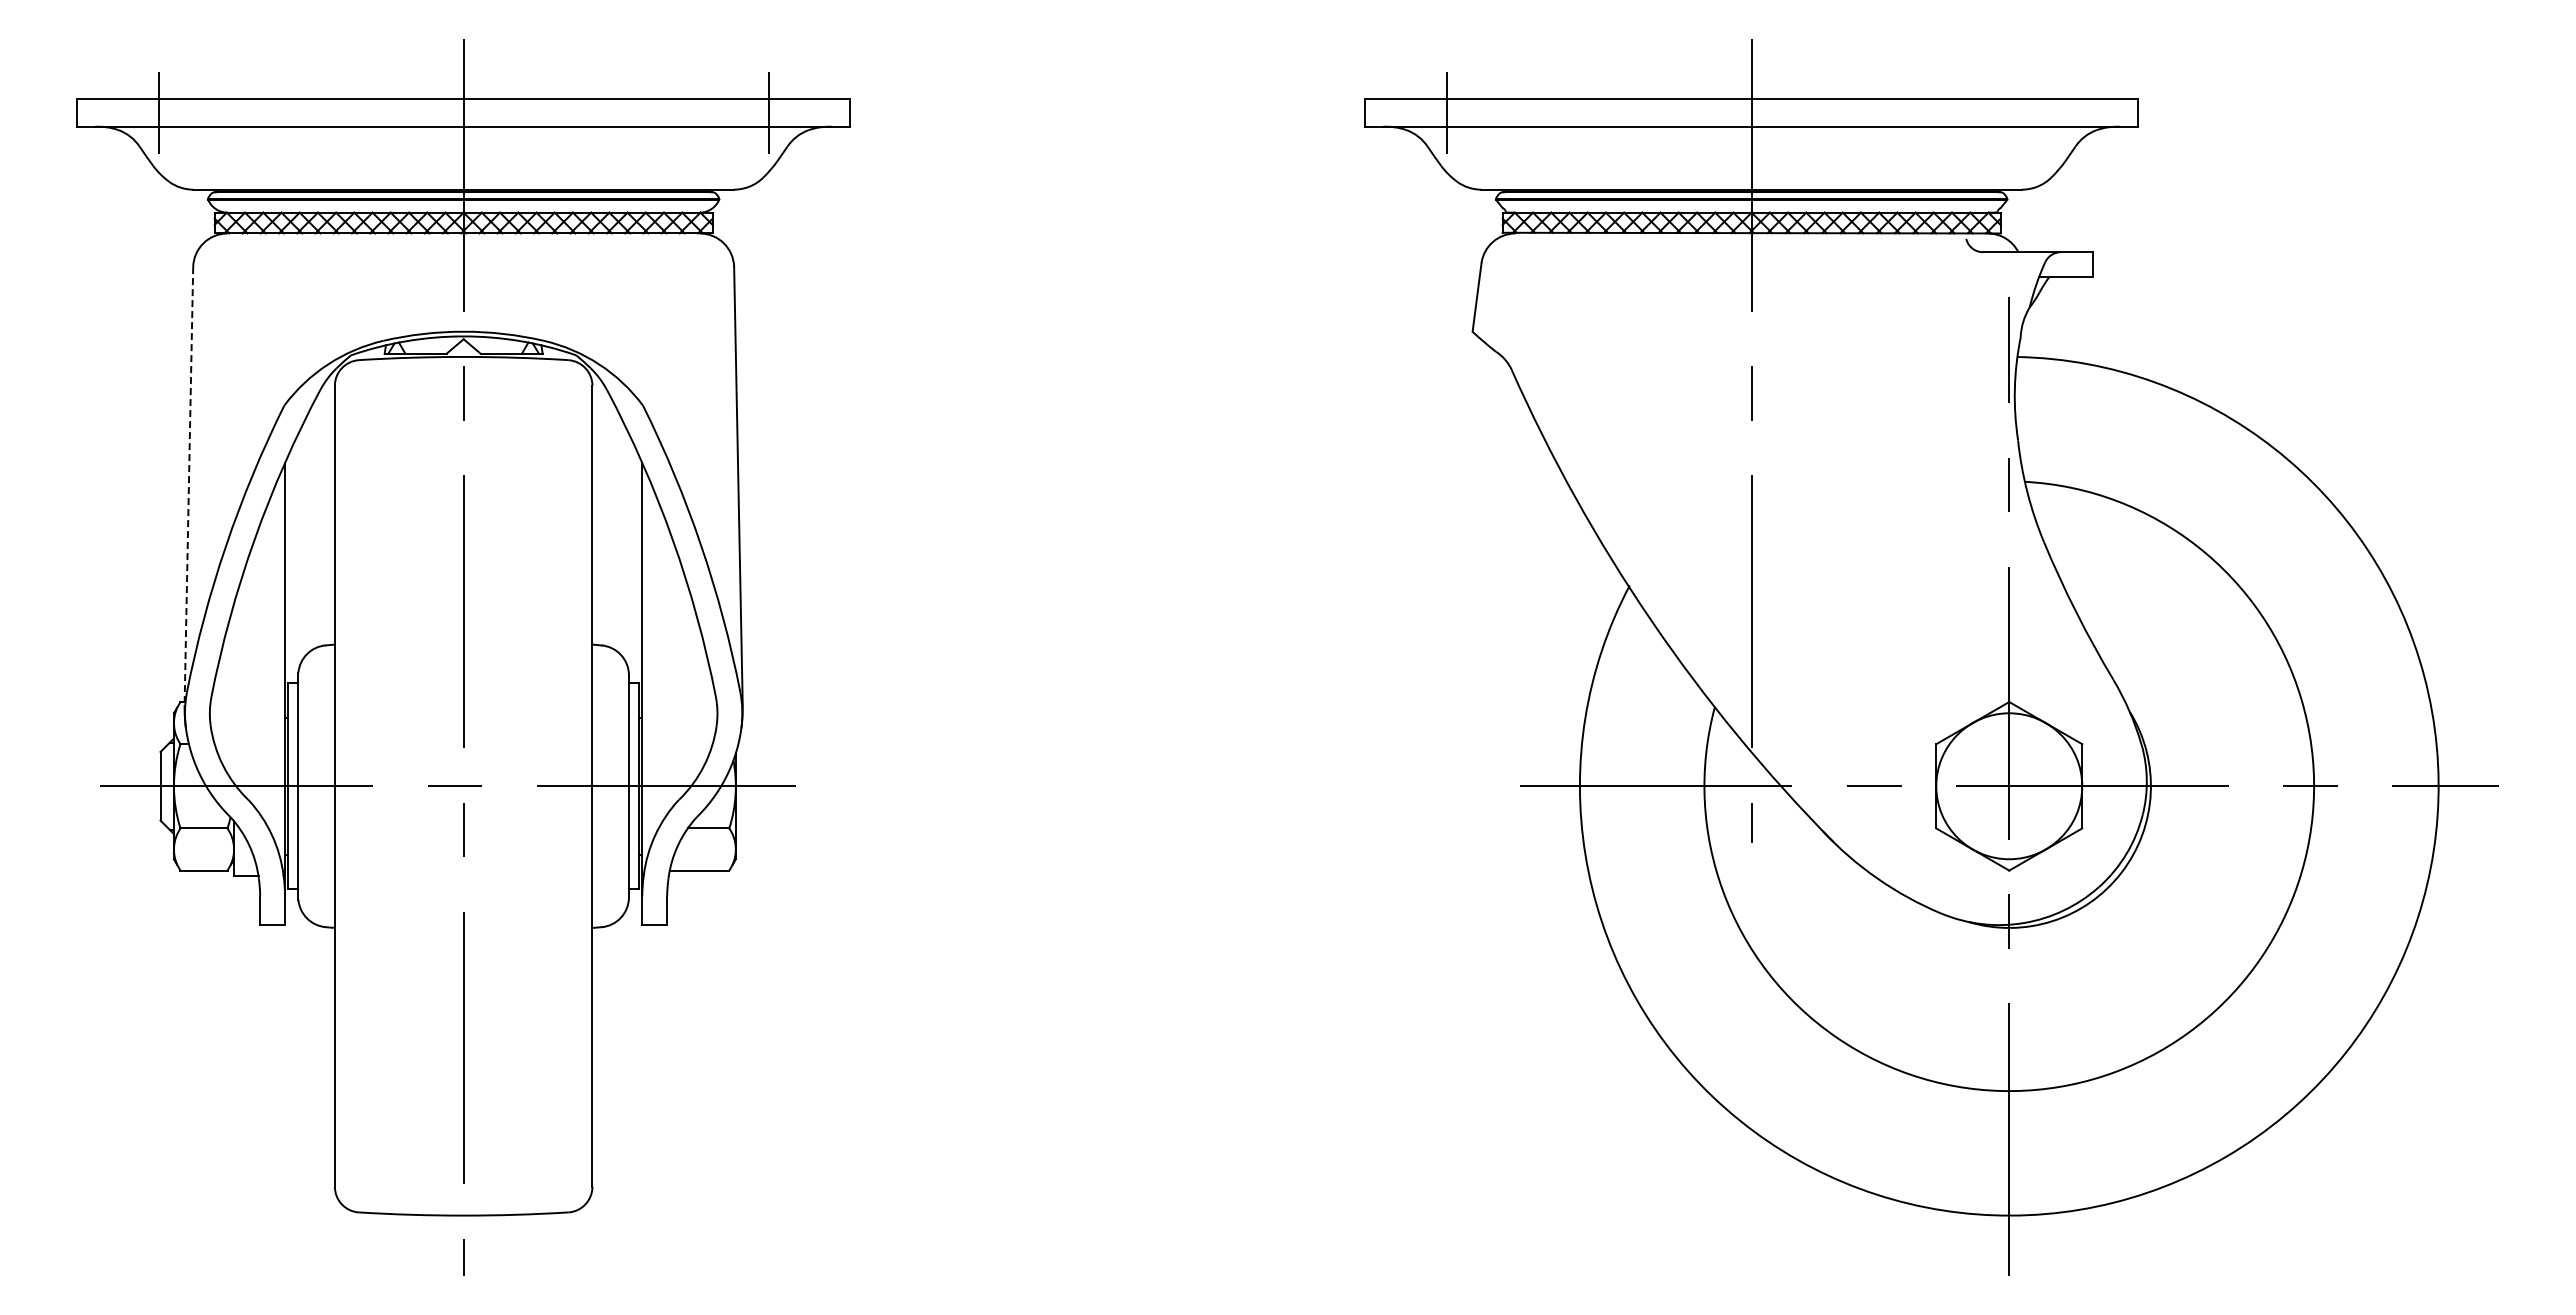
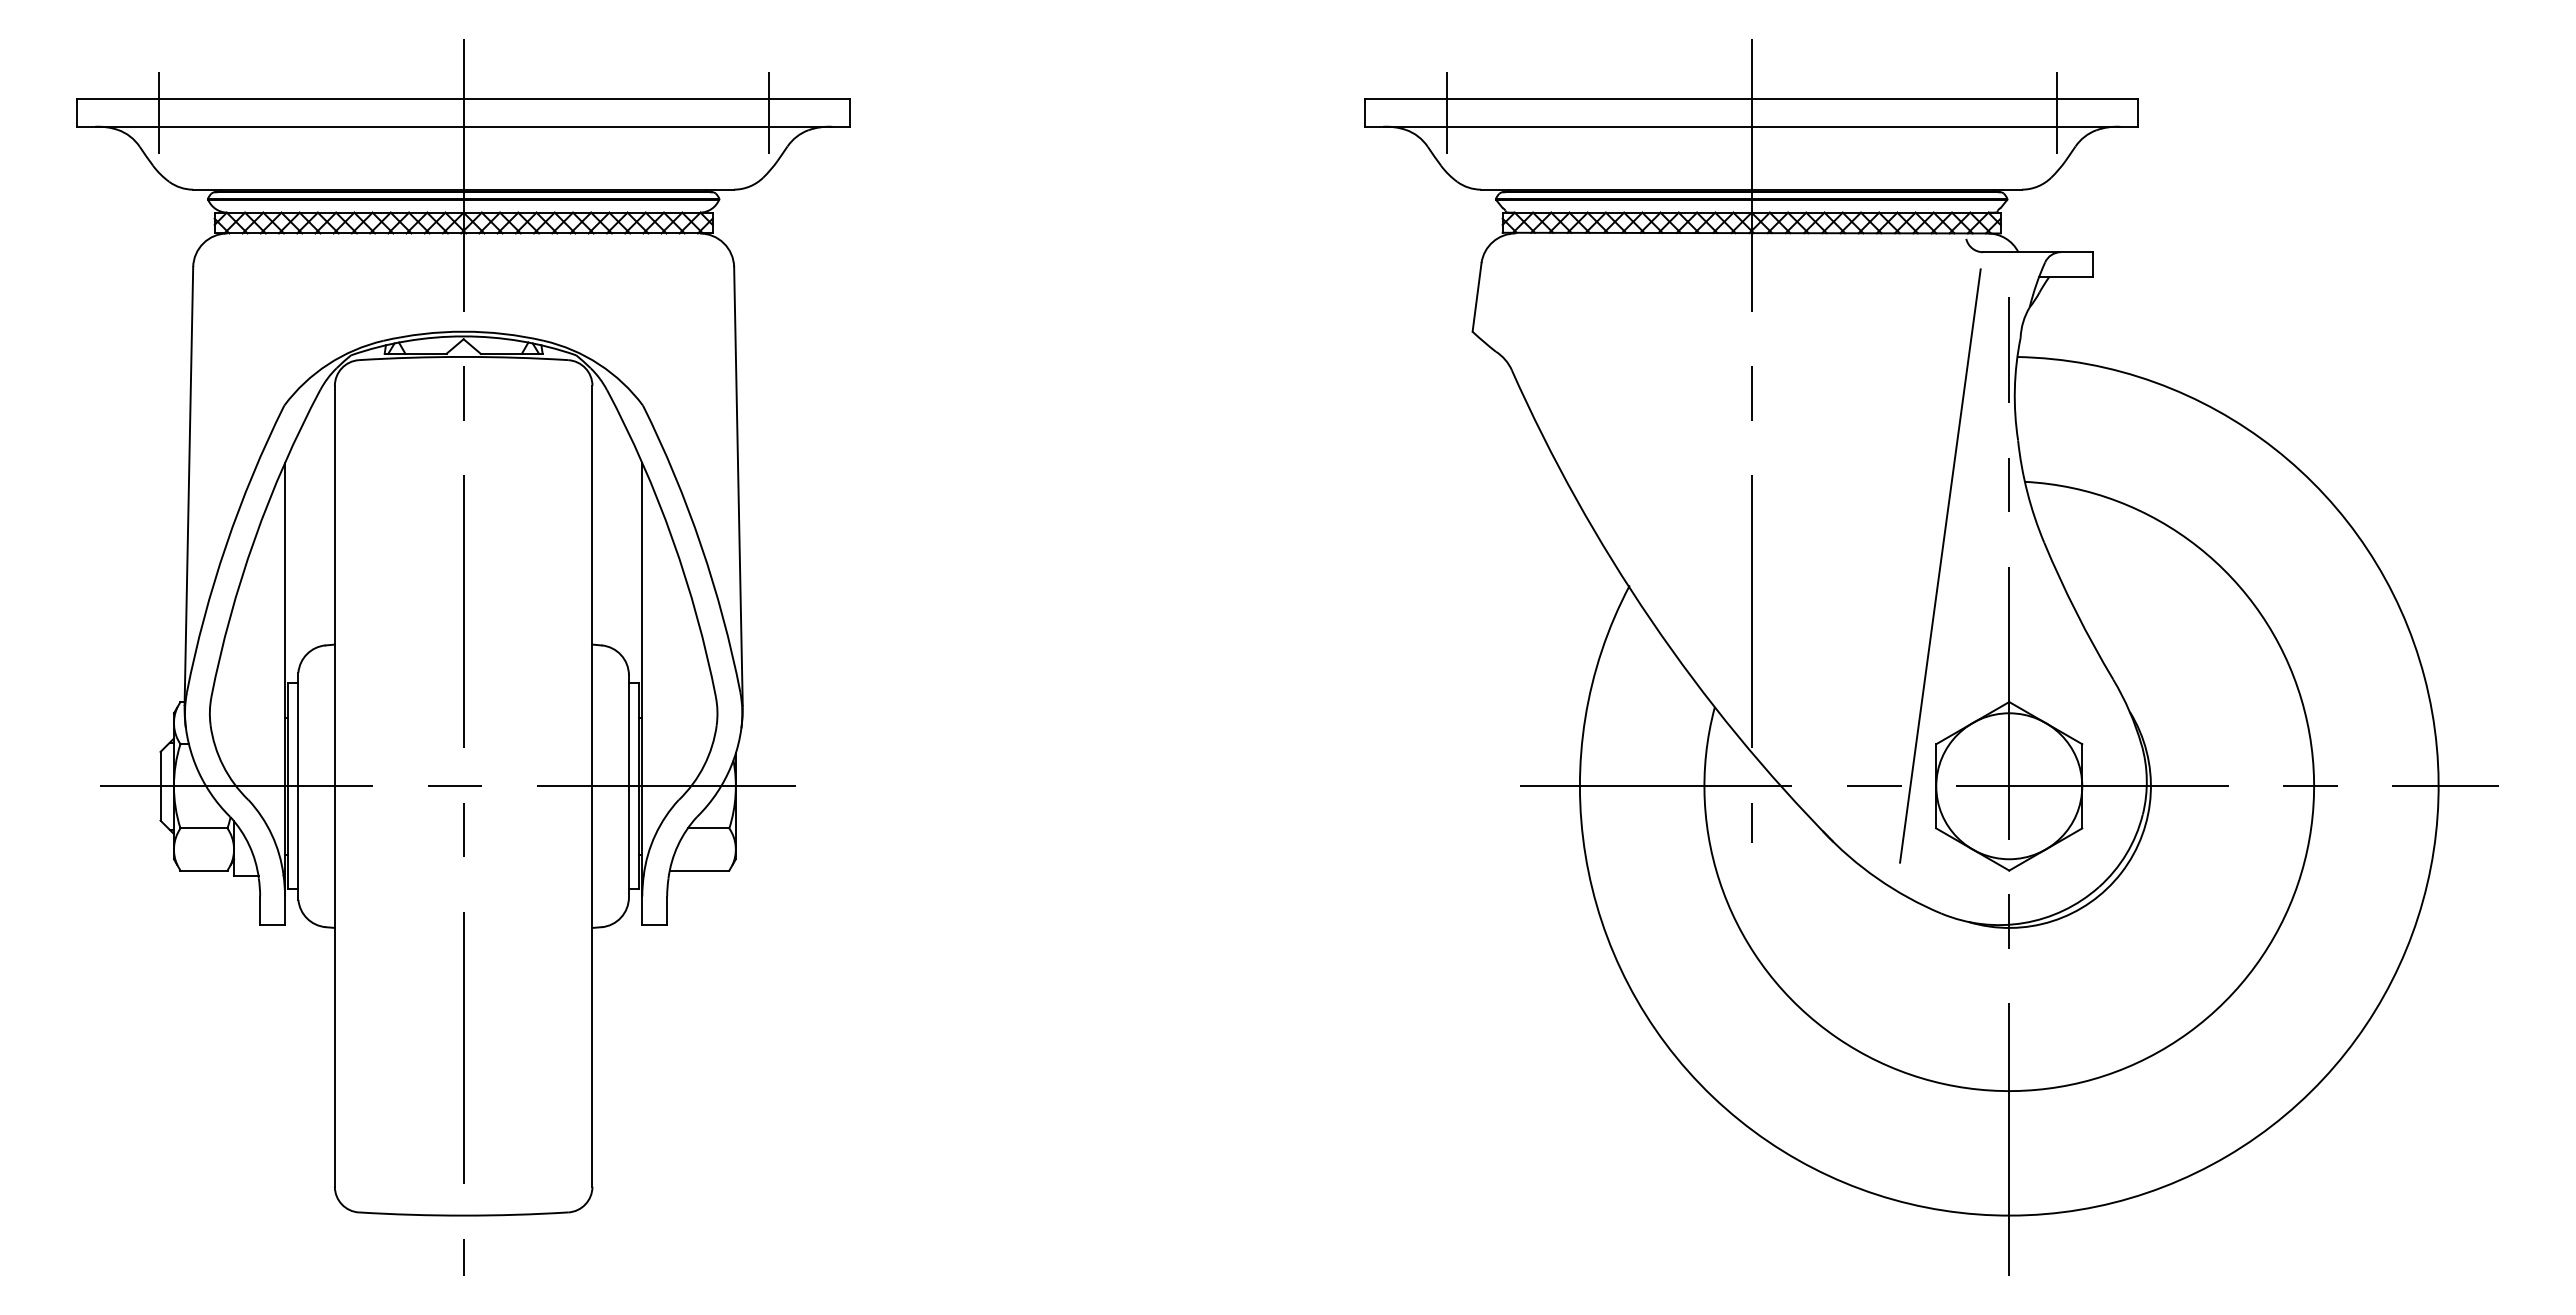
line: none -> present (2056, 112)
line: dashed -> solid (188, 486)
line: none -> present (1940, 565)
